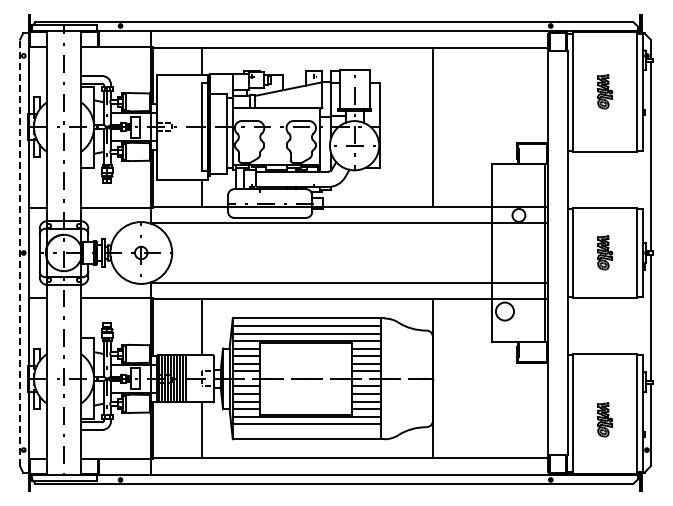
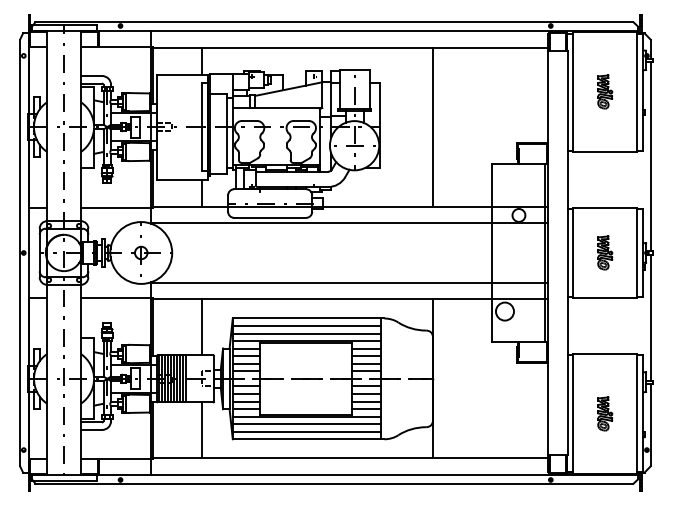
line: dashed -> solid (20, 252)
part position: (605, 419) -> (605, 413) (605, 413)
line: none -> present (306, 431)
